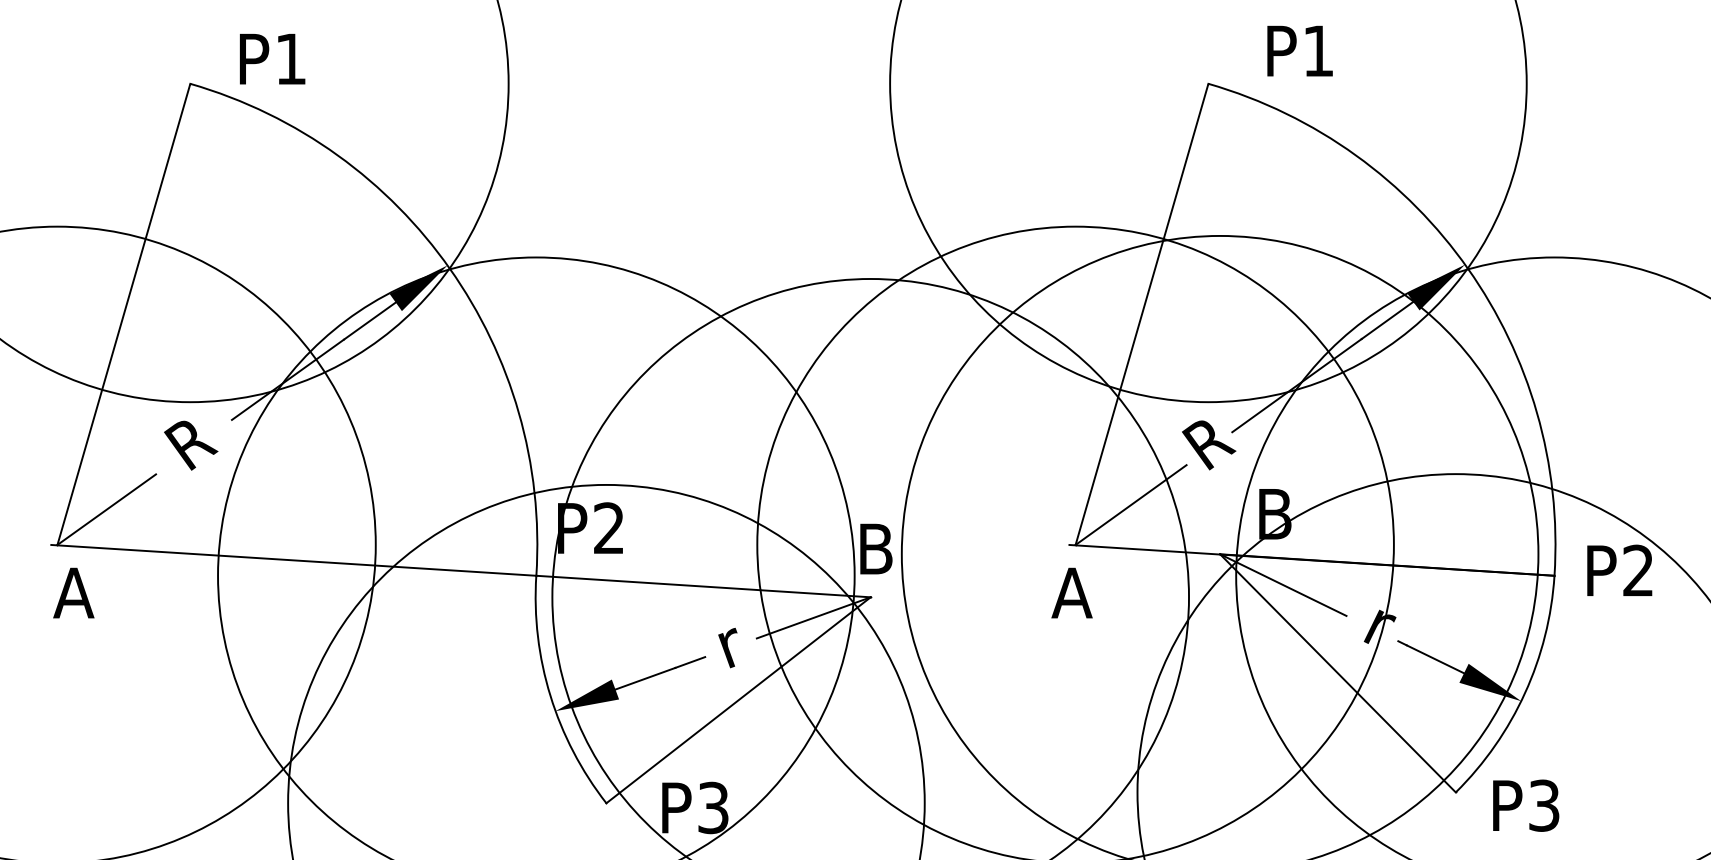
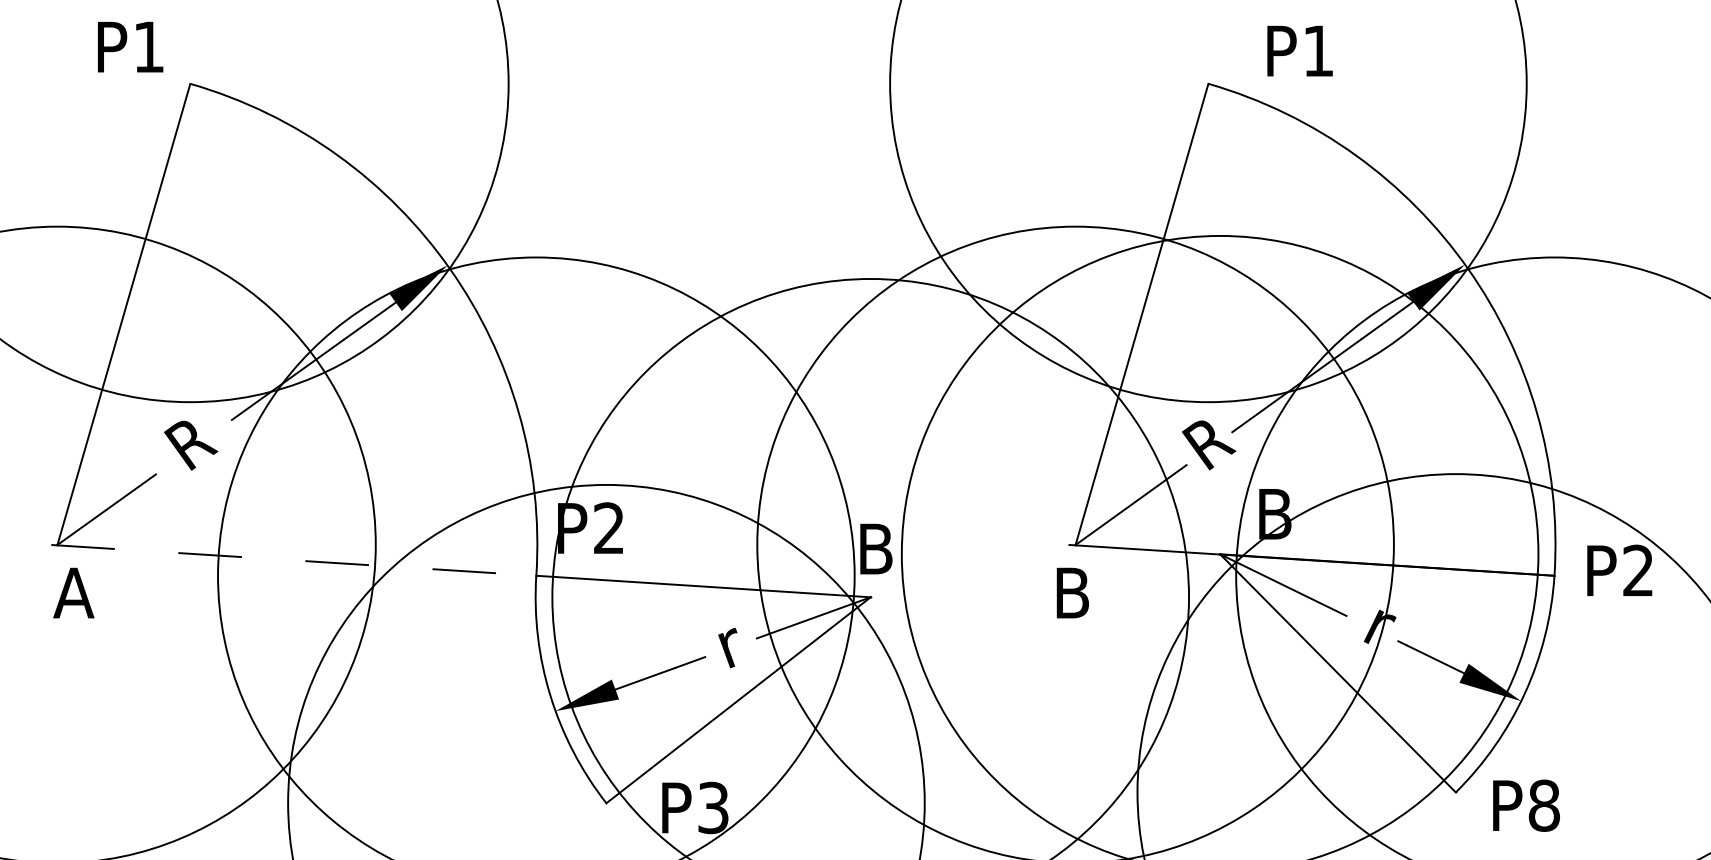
text position: (272, 59) -> (130, 47) (130, 47)
line: solid -> dashed (294, 560)
text: A -> B (1071, 592)
text: P3 -> P8 (1543, 805)
